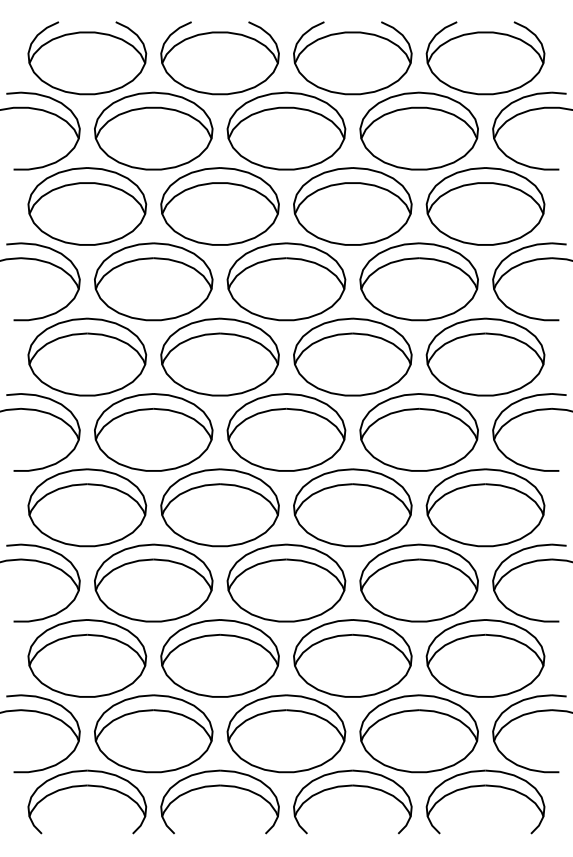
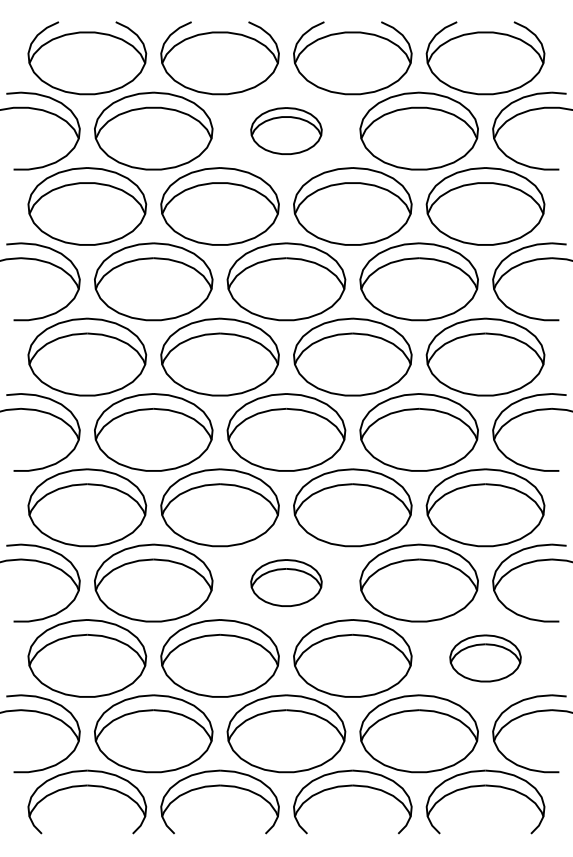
part size: 121x80 px -> 73x48 px (286, 130)
part size: 121x80 px -> 73x48 px (286, 582)
part size: 121x79 px -> 73x49 px (485, 658)
